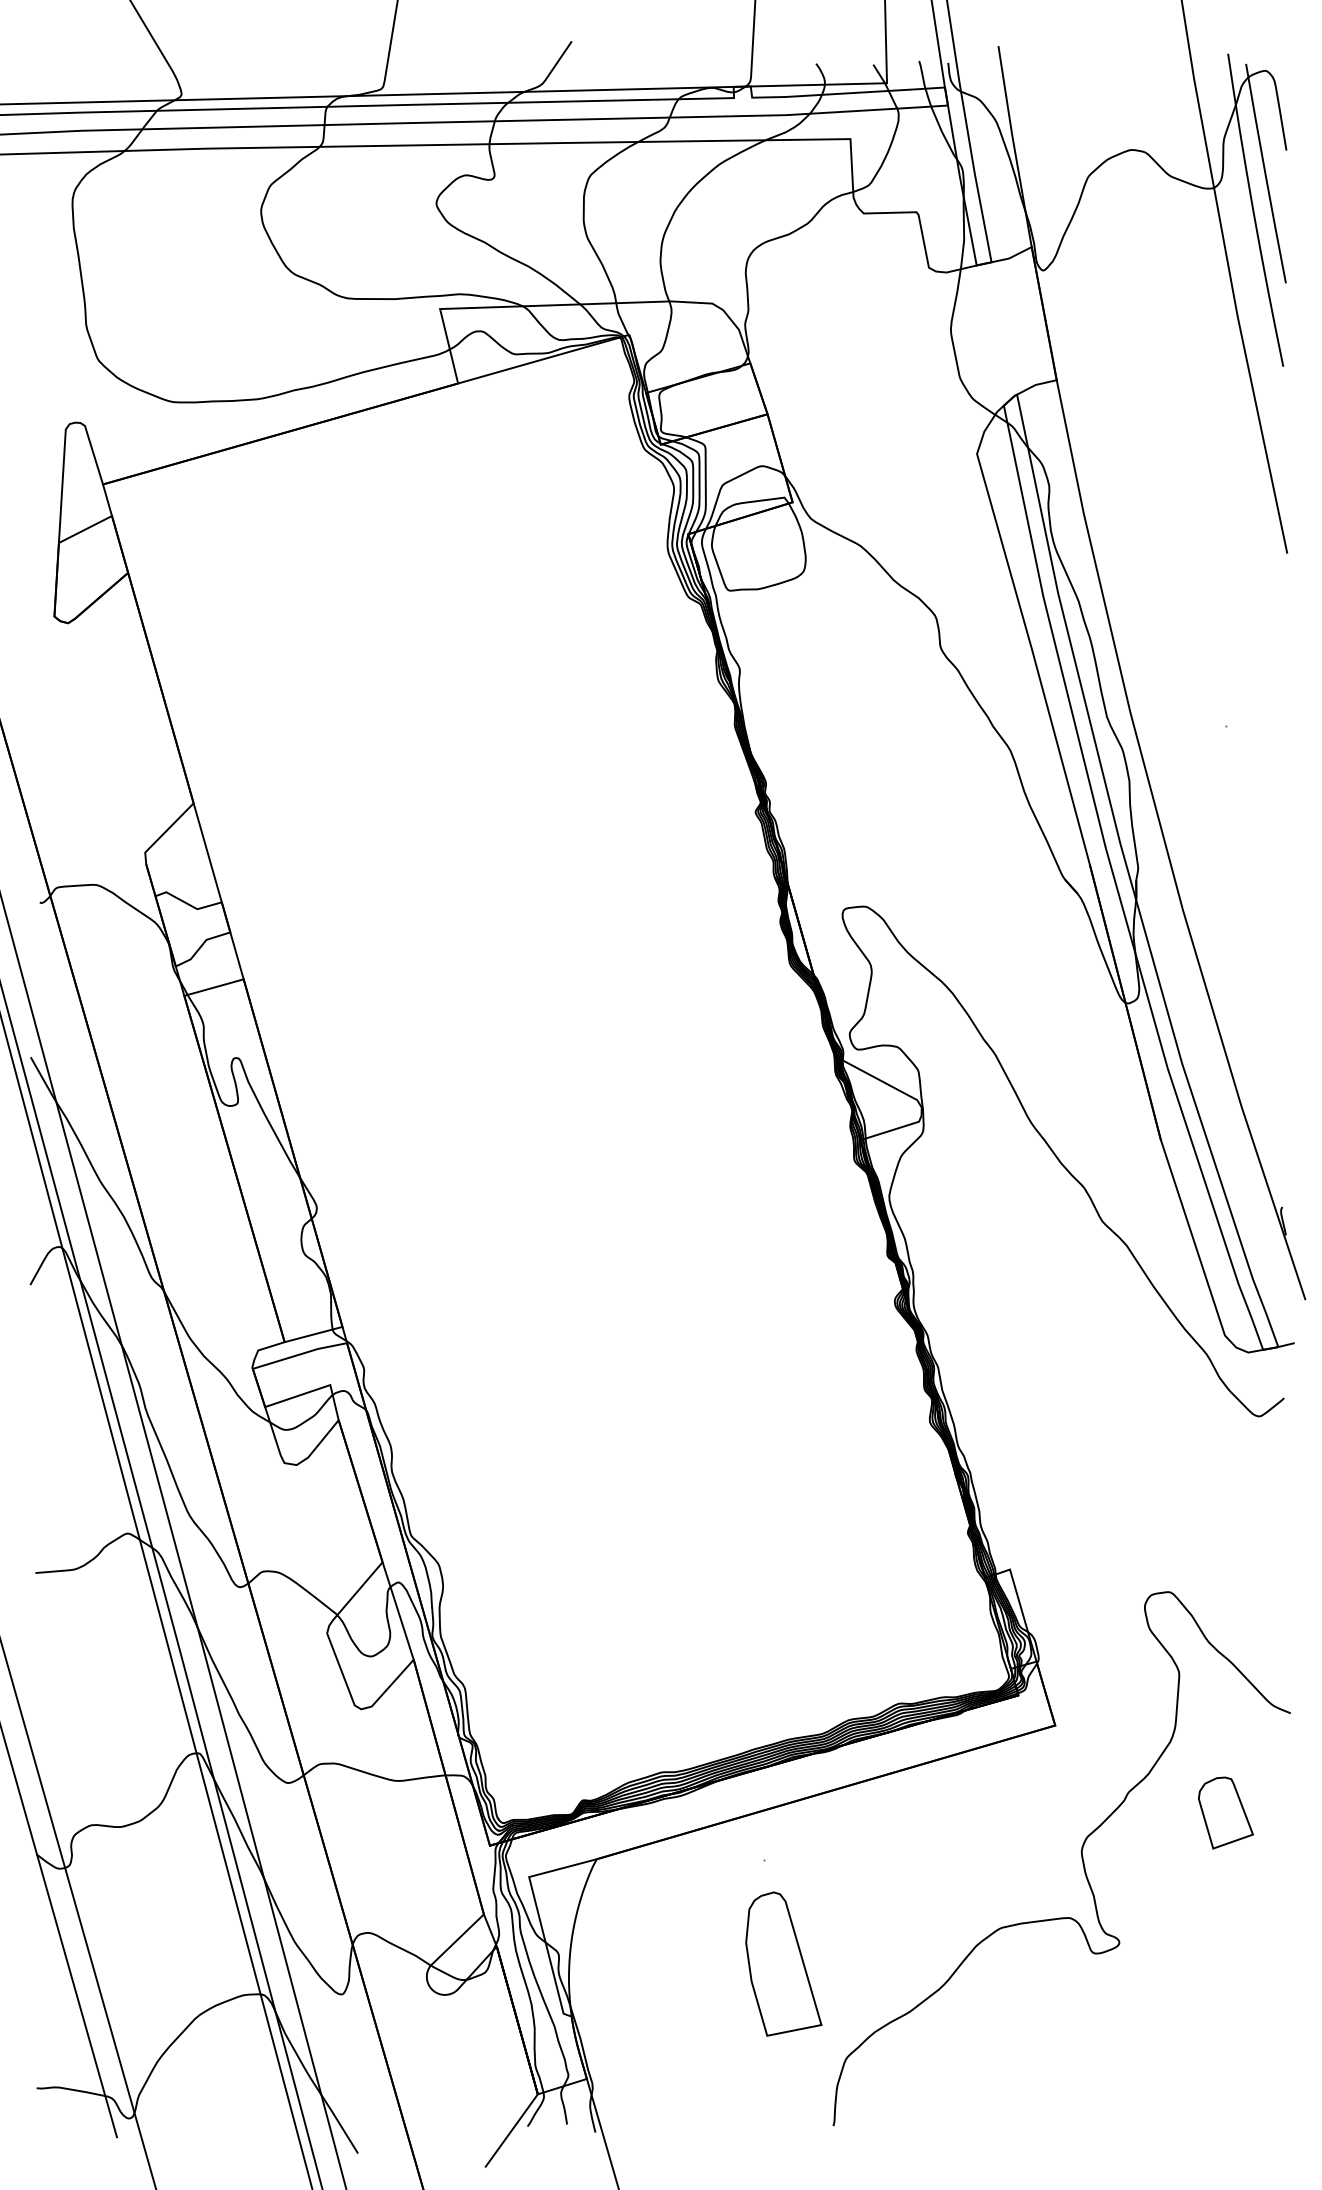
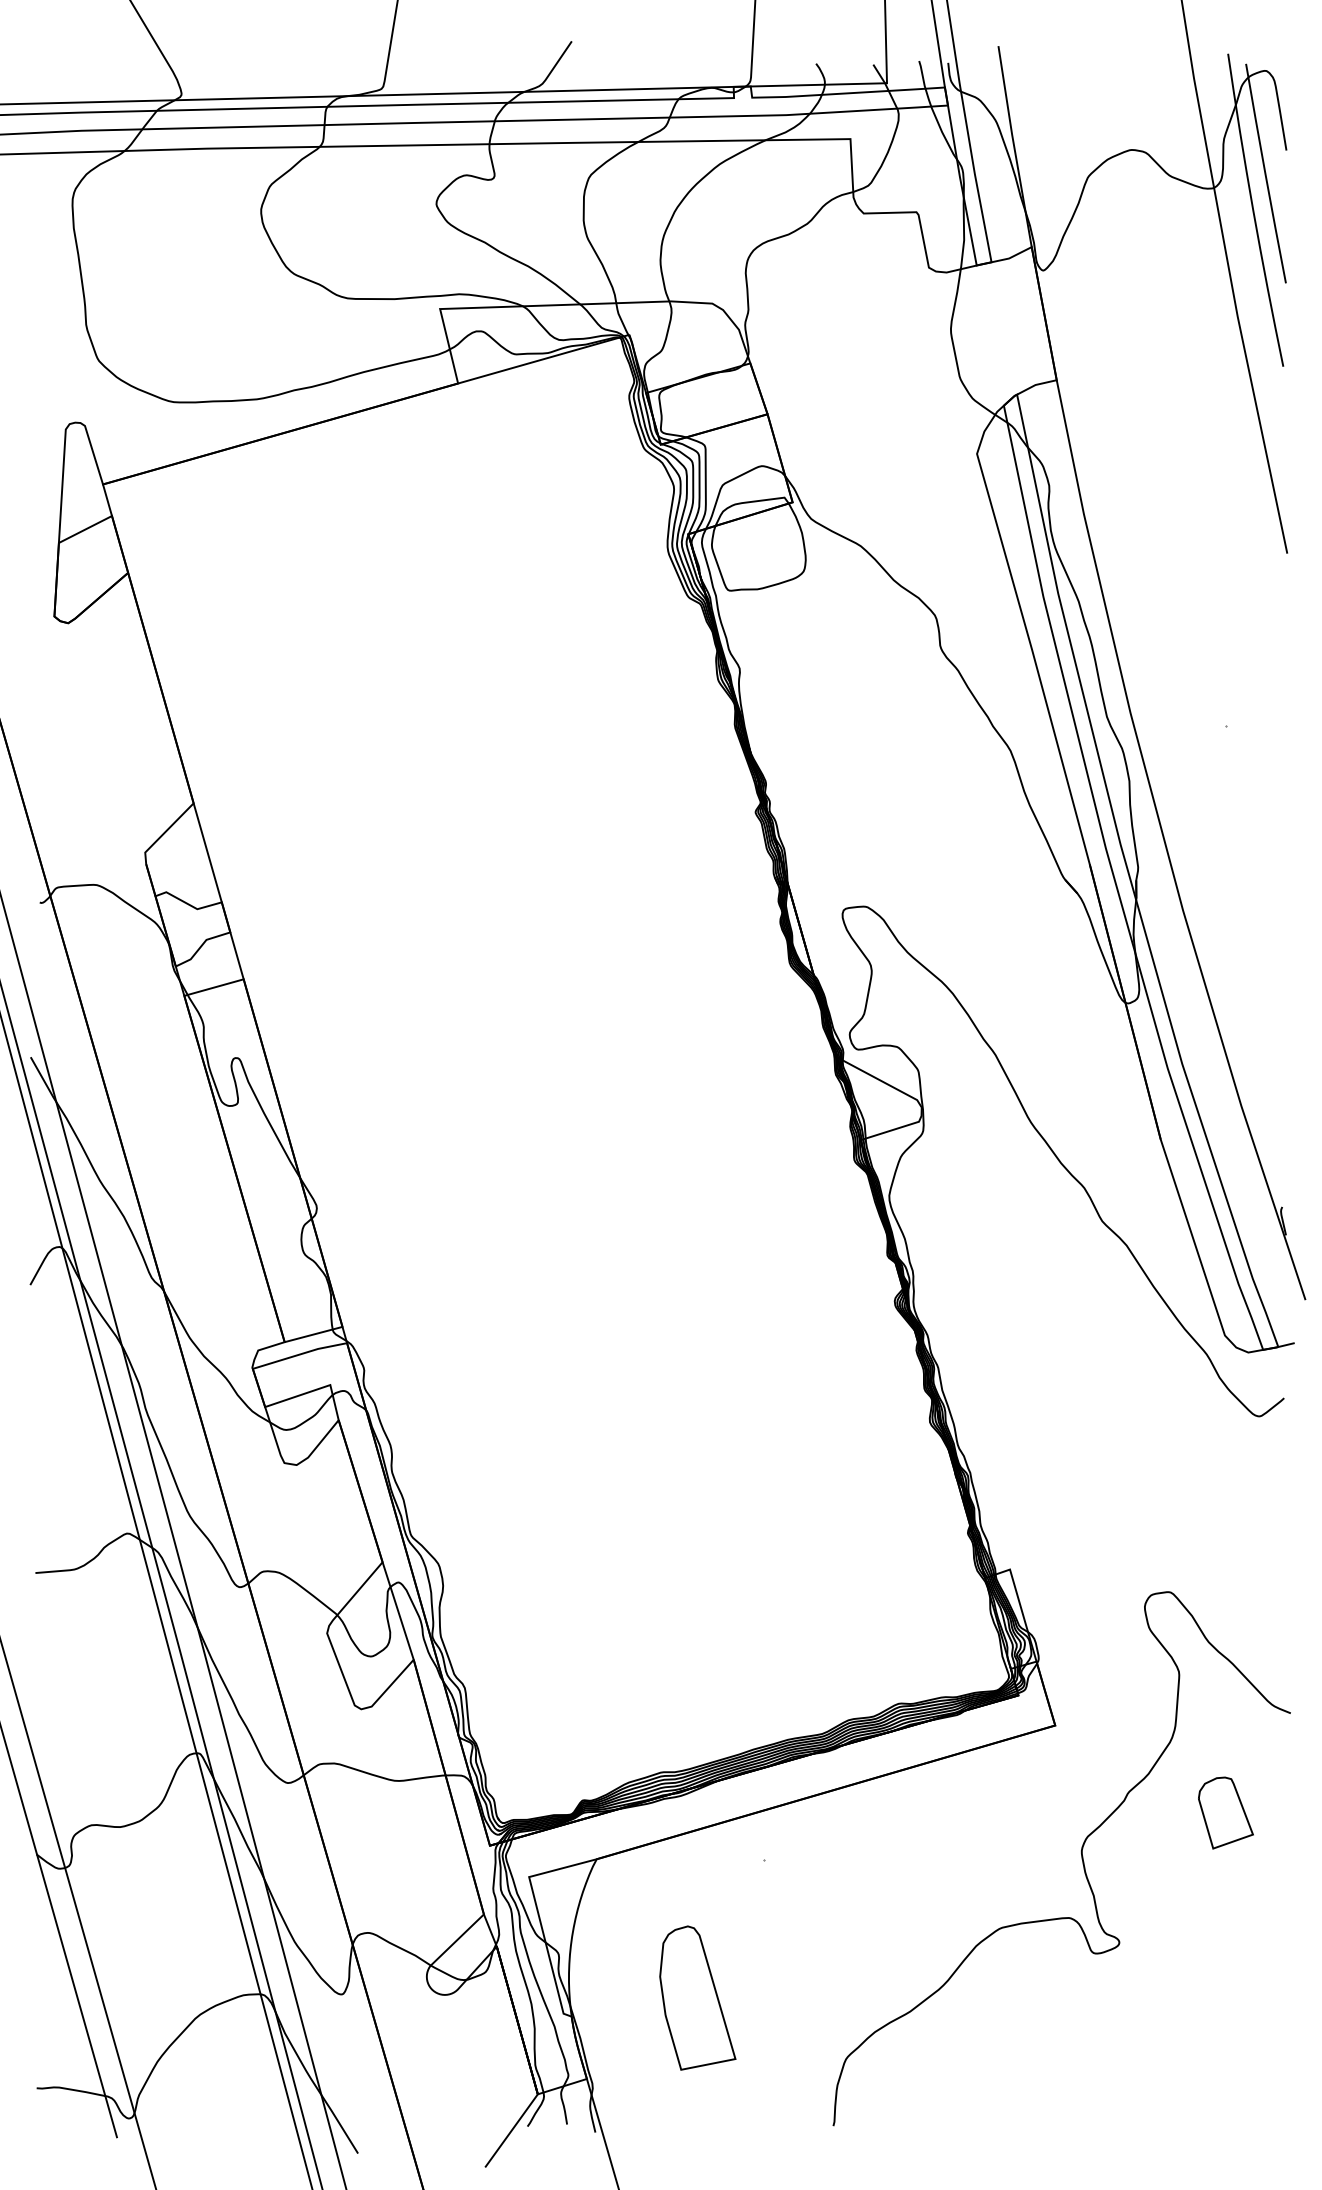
part position: (783, 1963) -> (697, 1997) (697, 1997)
